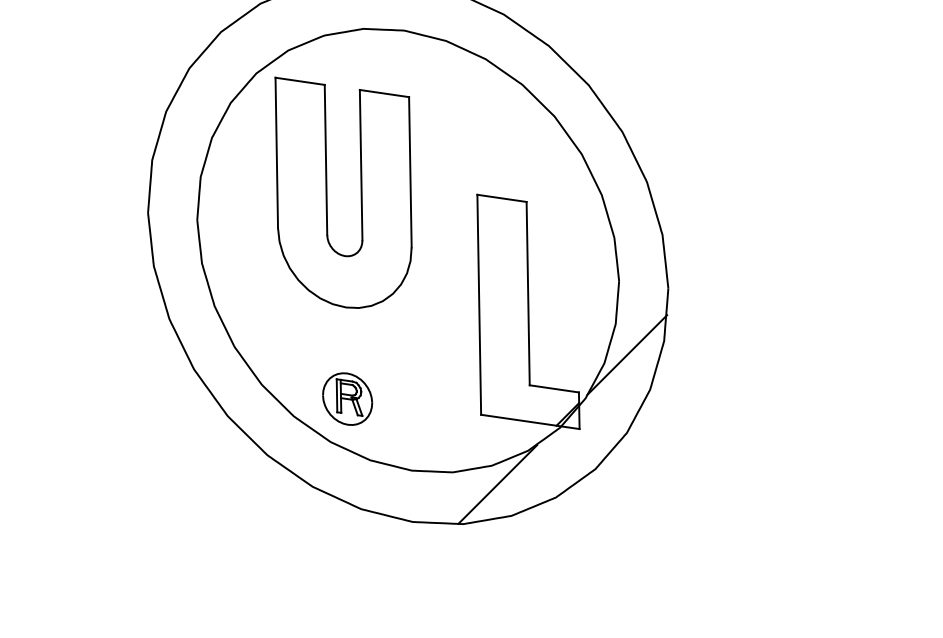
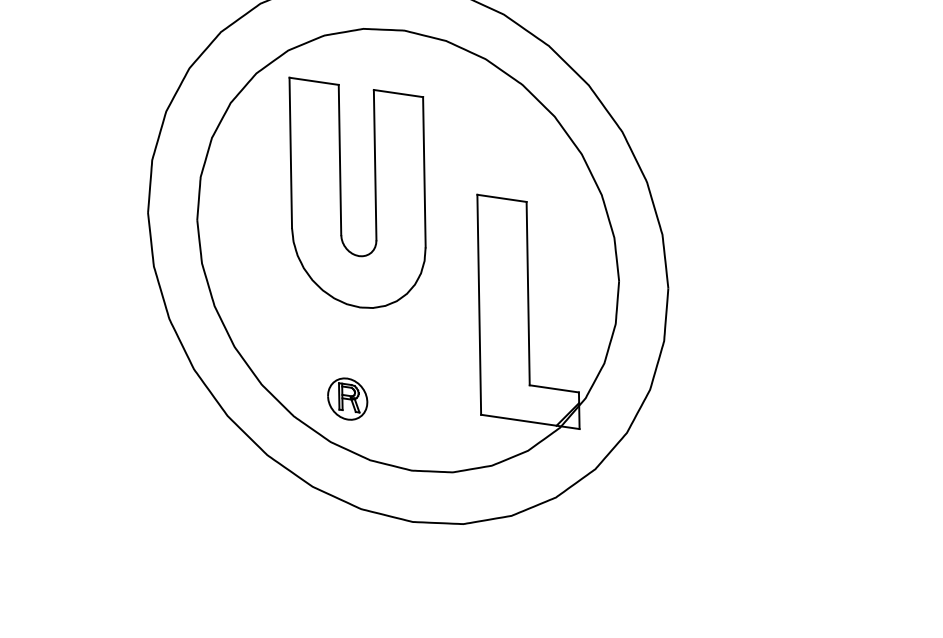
part position: (327, 192) -> (341, 192) (341, 192)
line: present -> none (627, 354)
part size: 52x54 px -> 42x44 px (347, 398)
line: present -> none (497, 484)
